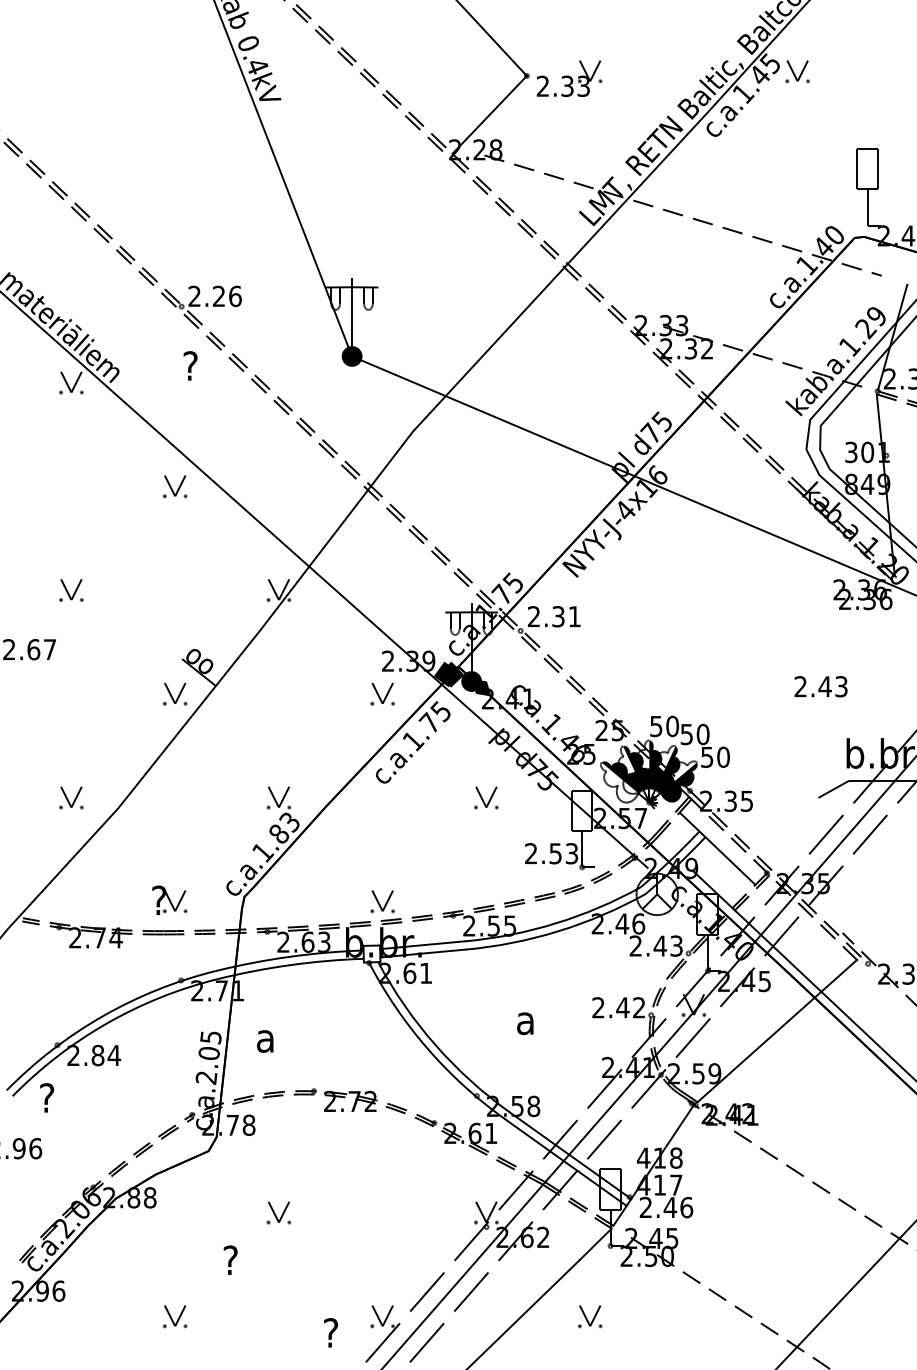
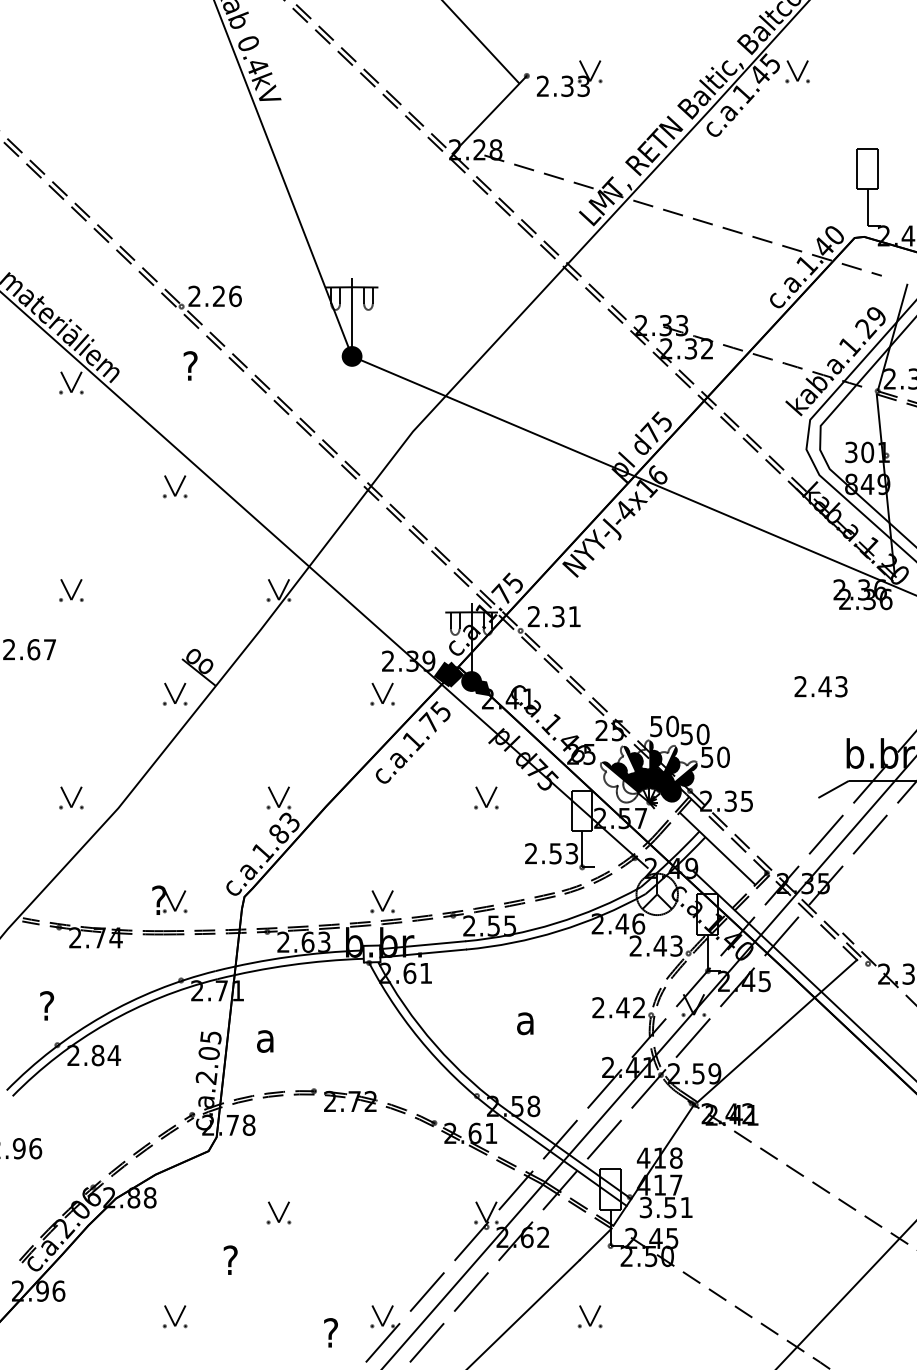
line position: (492, 38) -> (480, 42) (480, 42)
text position: (47, 1097) -> (47, 1005) (47, 1005)
text: 2.46 -> 3.51 (666, 1207)
